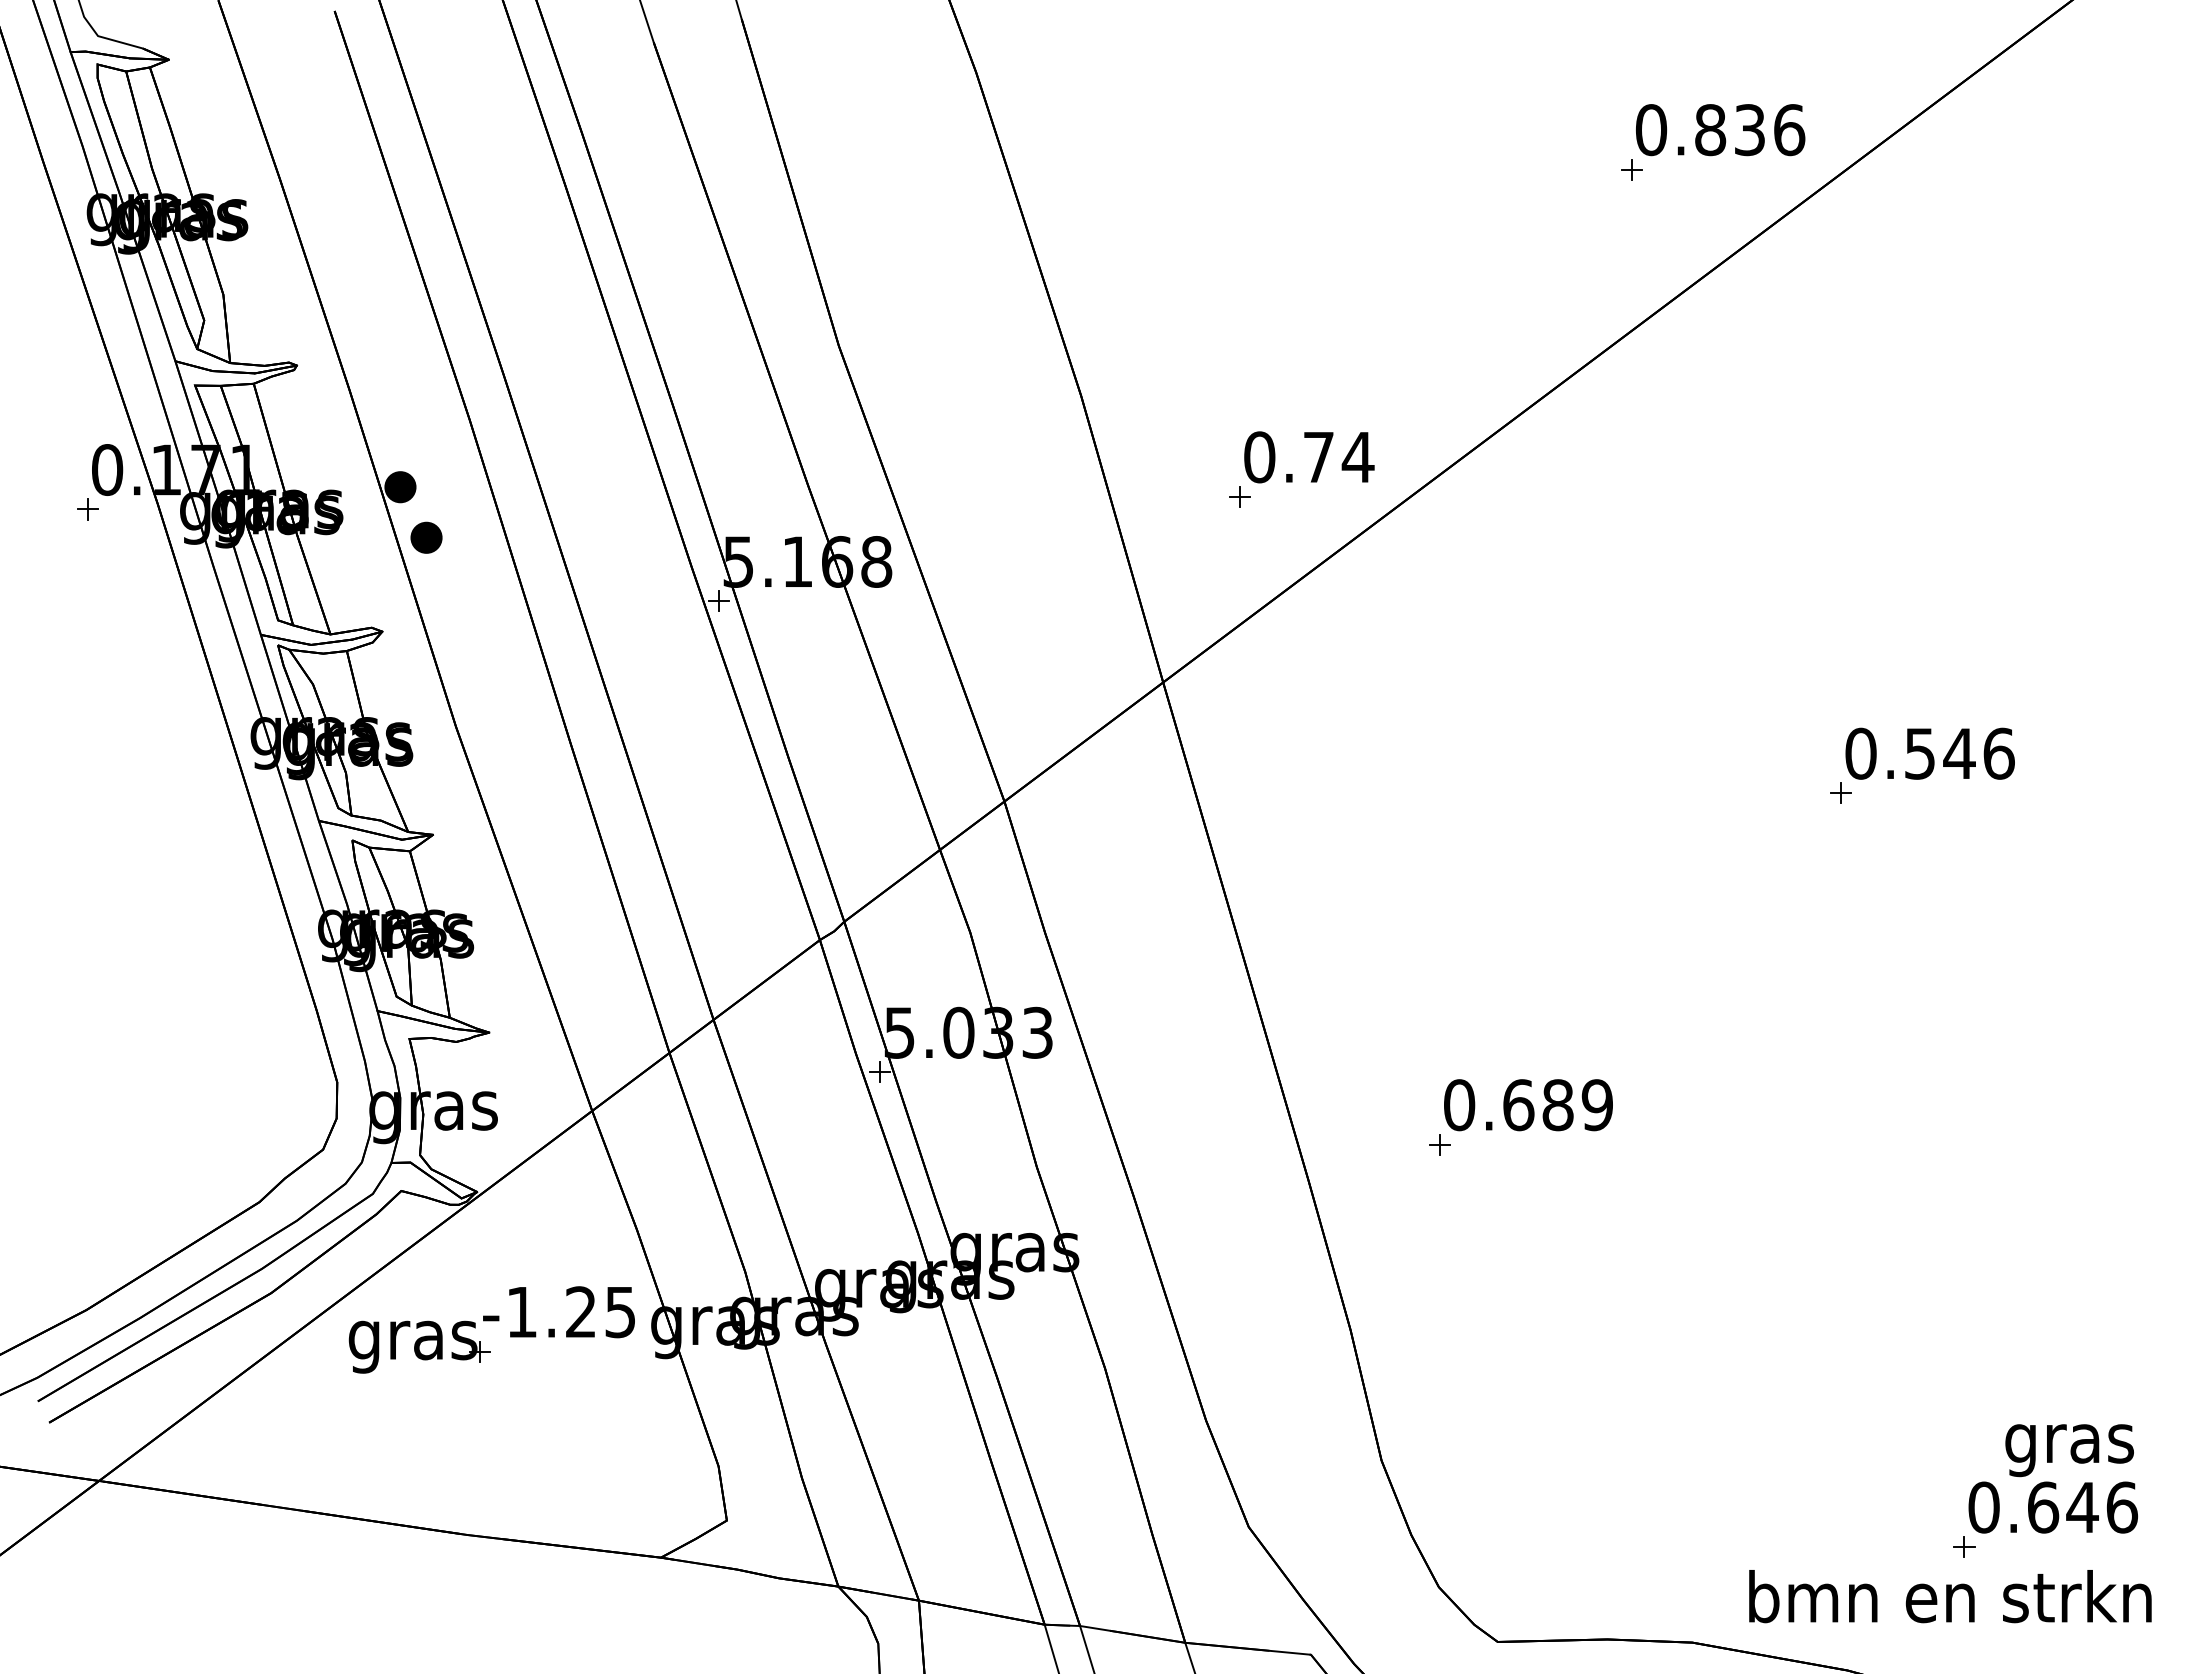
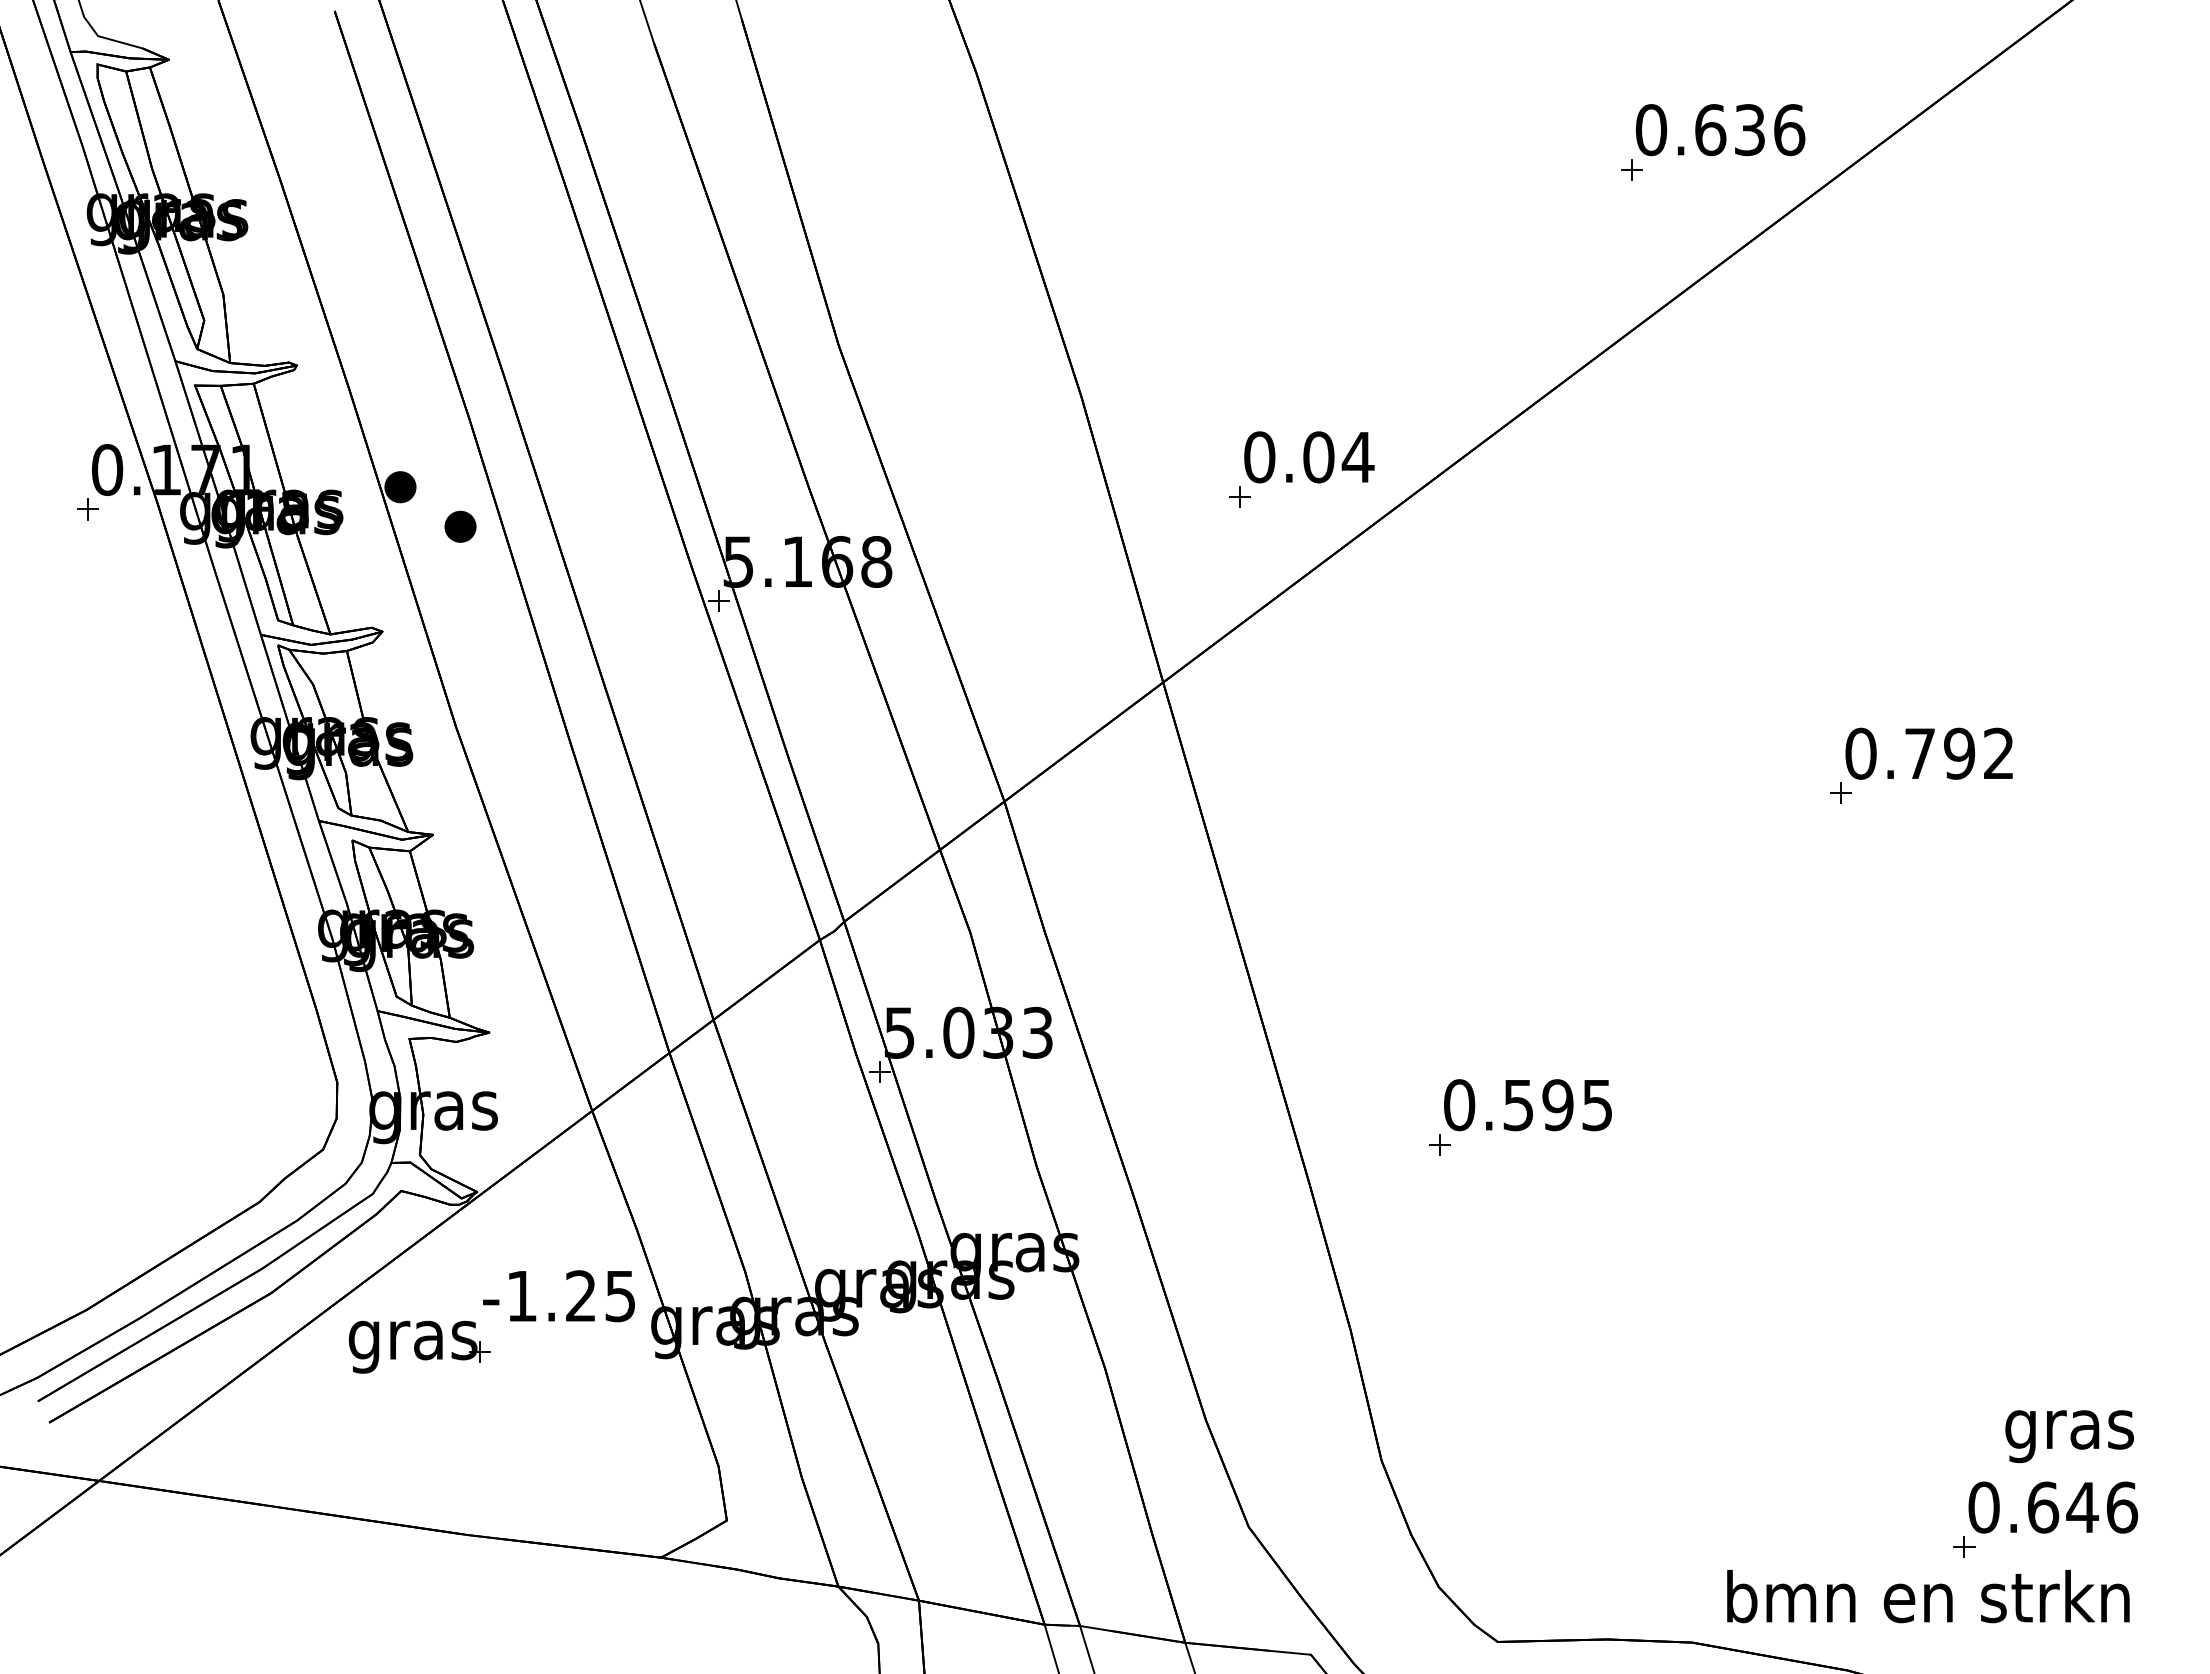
text: 0.836 -> 0.636 (1710, 129)
text: 0.74 -> 0.04 (1318, 457)
part position: (426, 537) -> (460, 526) (460, 526)
text: 0.546 -> 0.792 (1959, 753)
text: 0.689 -> 0.595 (1557, 1105)
text position: (558, 1312) -> (558, 1296) (558, 1296)
text position: (2069, 1450) -> (2069, 1436) (2069, 1436)
text position: (1950, 1596) -> (1928, 1596) (1928, 1596)
